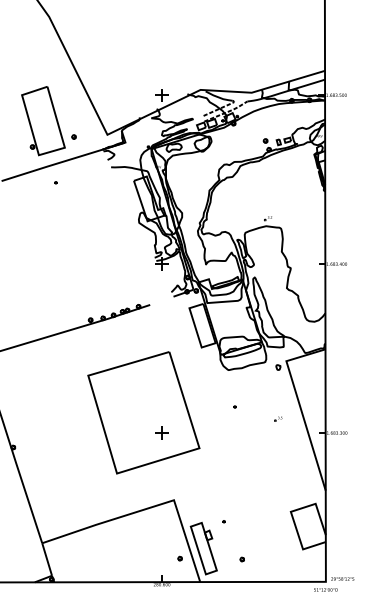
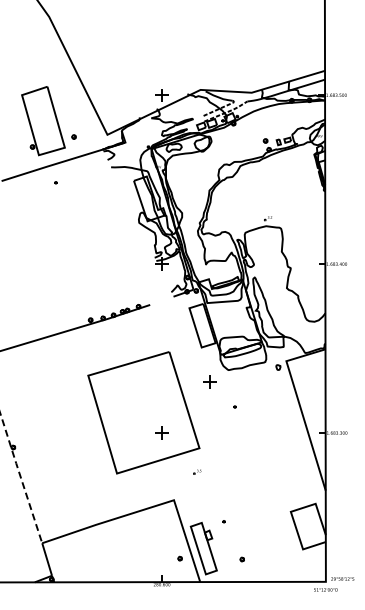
part: none -> present (209, 381)
part position: (278, 418) -> (197, 471) (197, 471)
line: solid -> dashed (20, 477)
